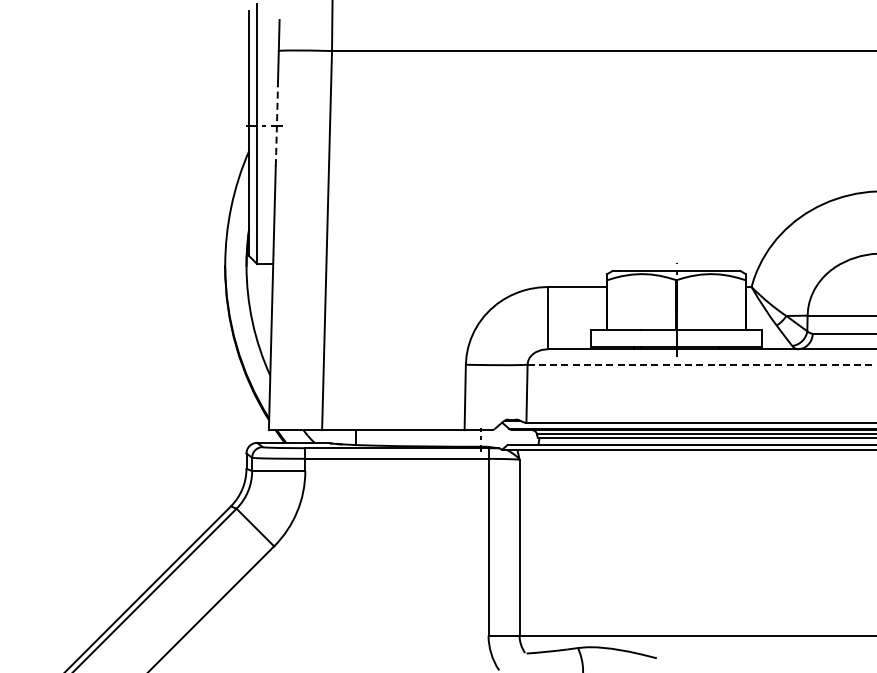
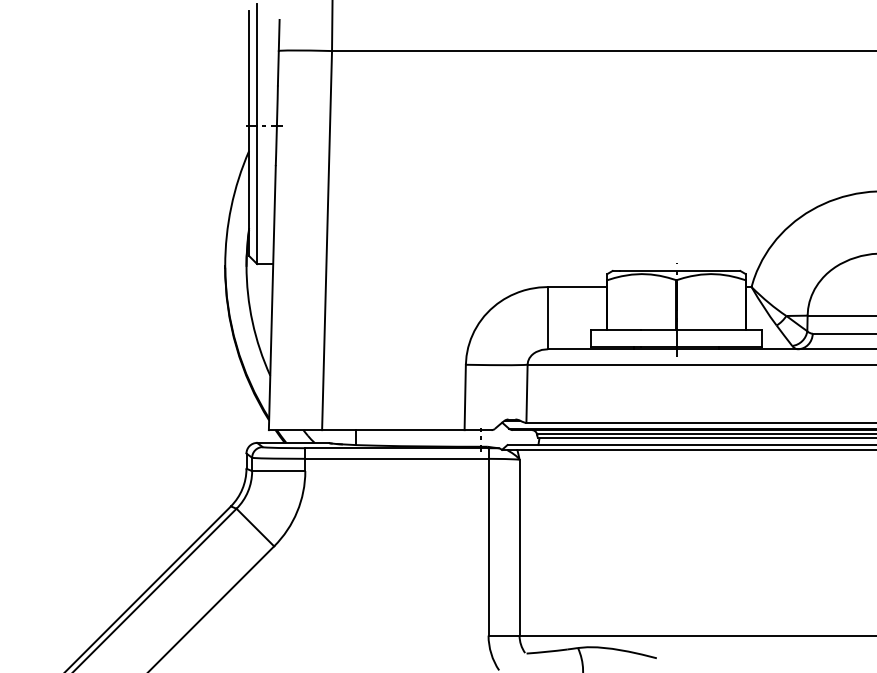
line: dashed -> solid (276, 125)
line: dashed -> solid (702, 364)
